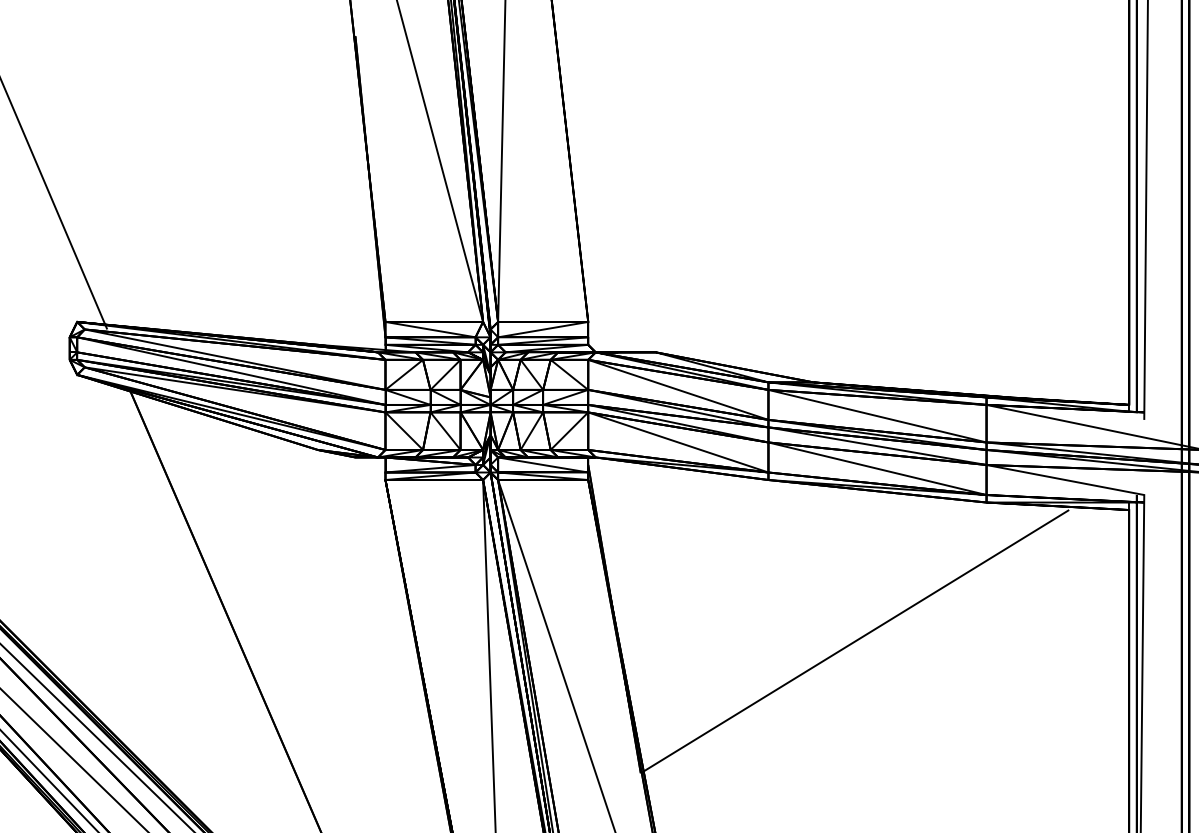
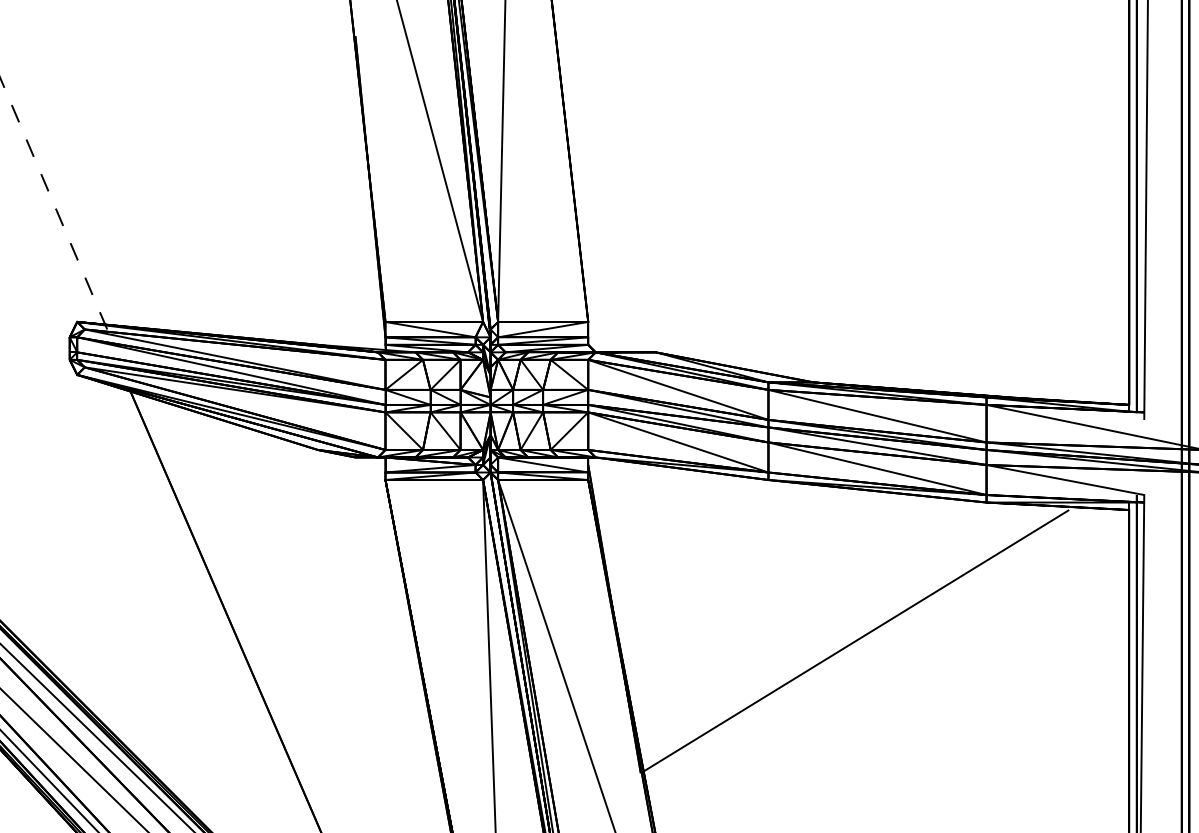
line: solid -> dashed (53, 203)
